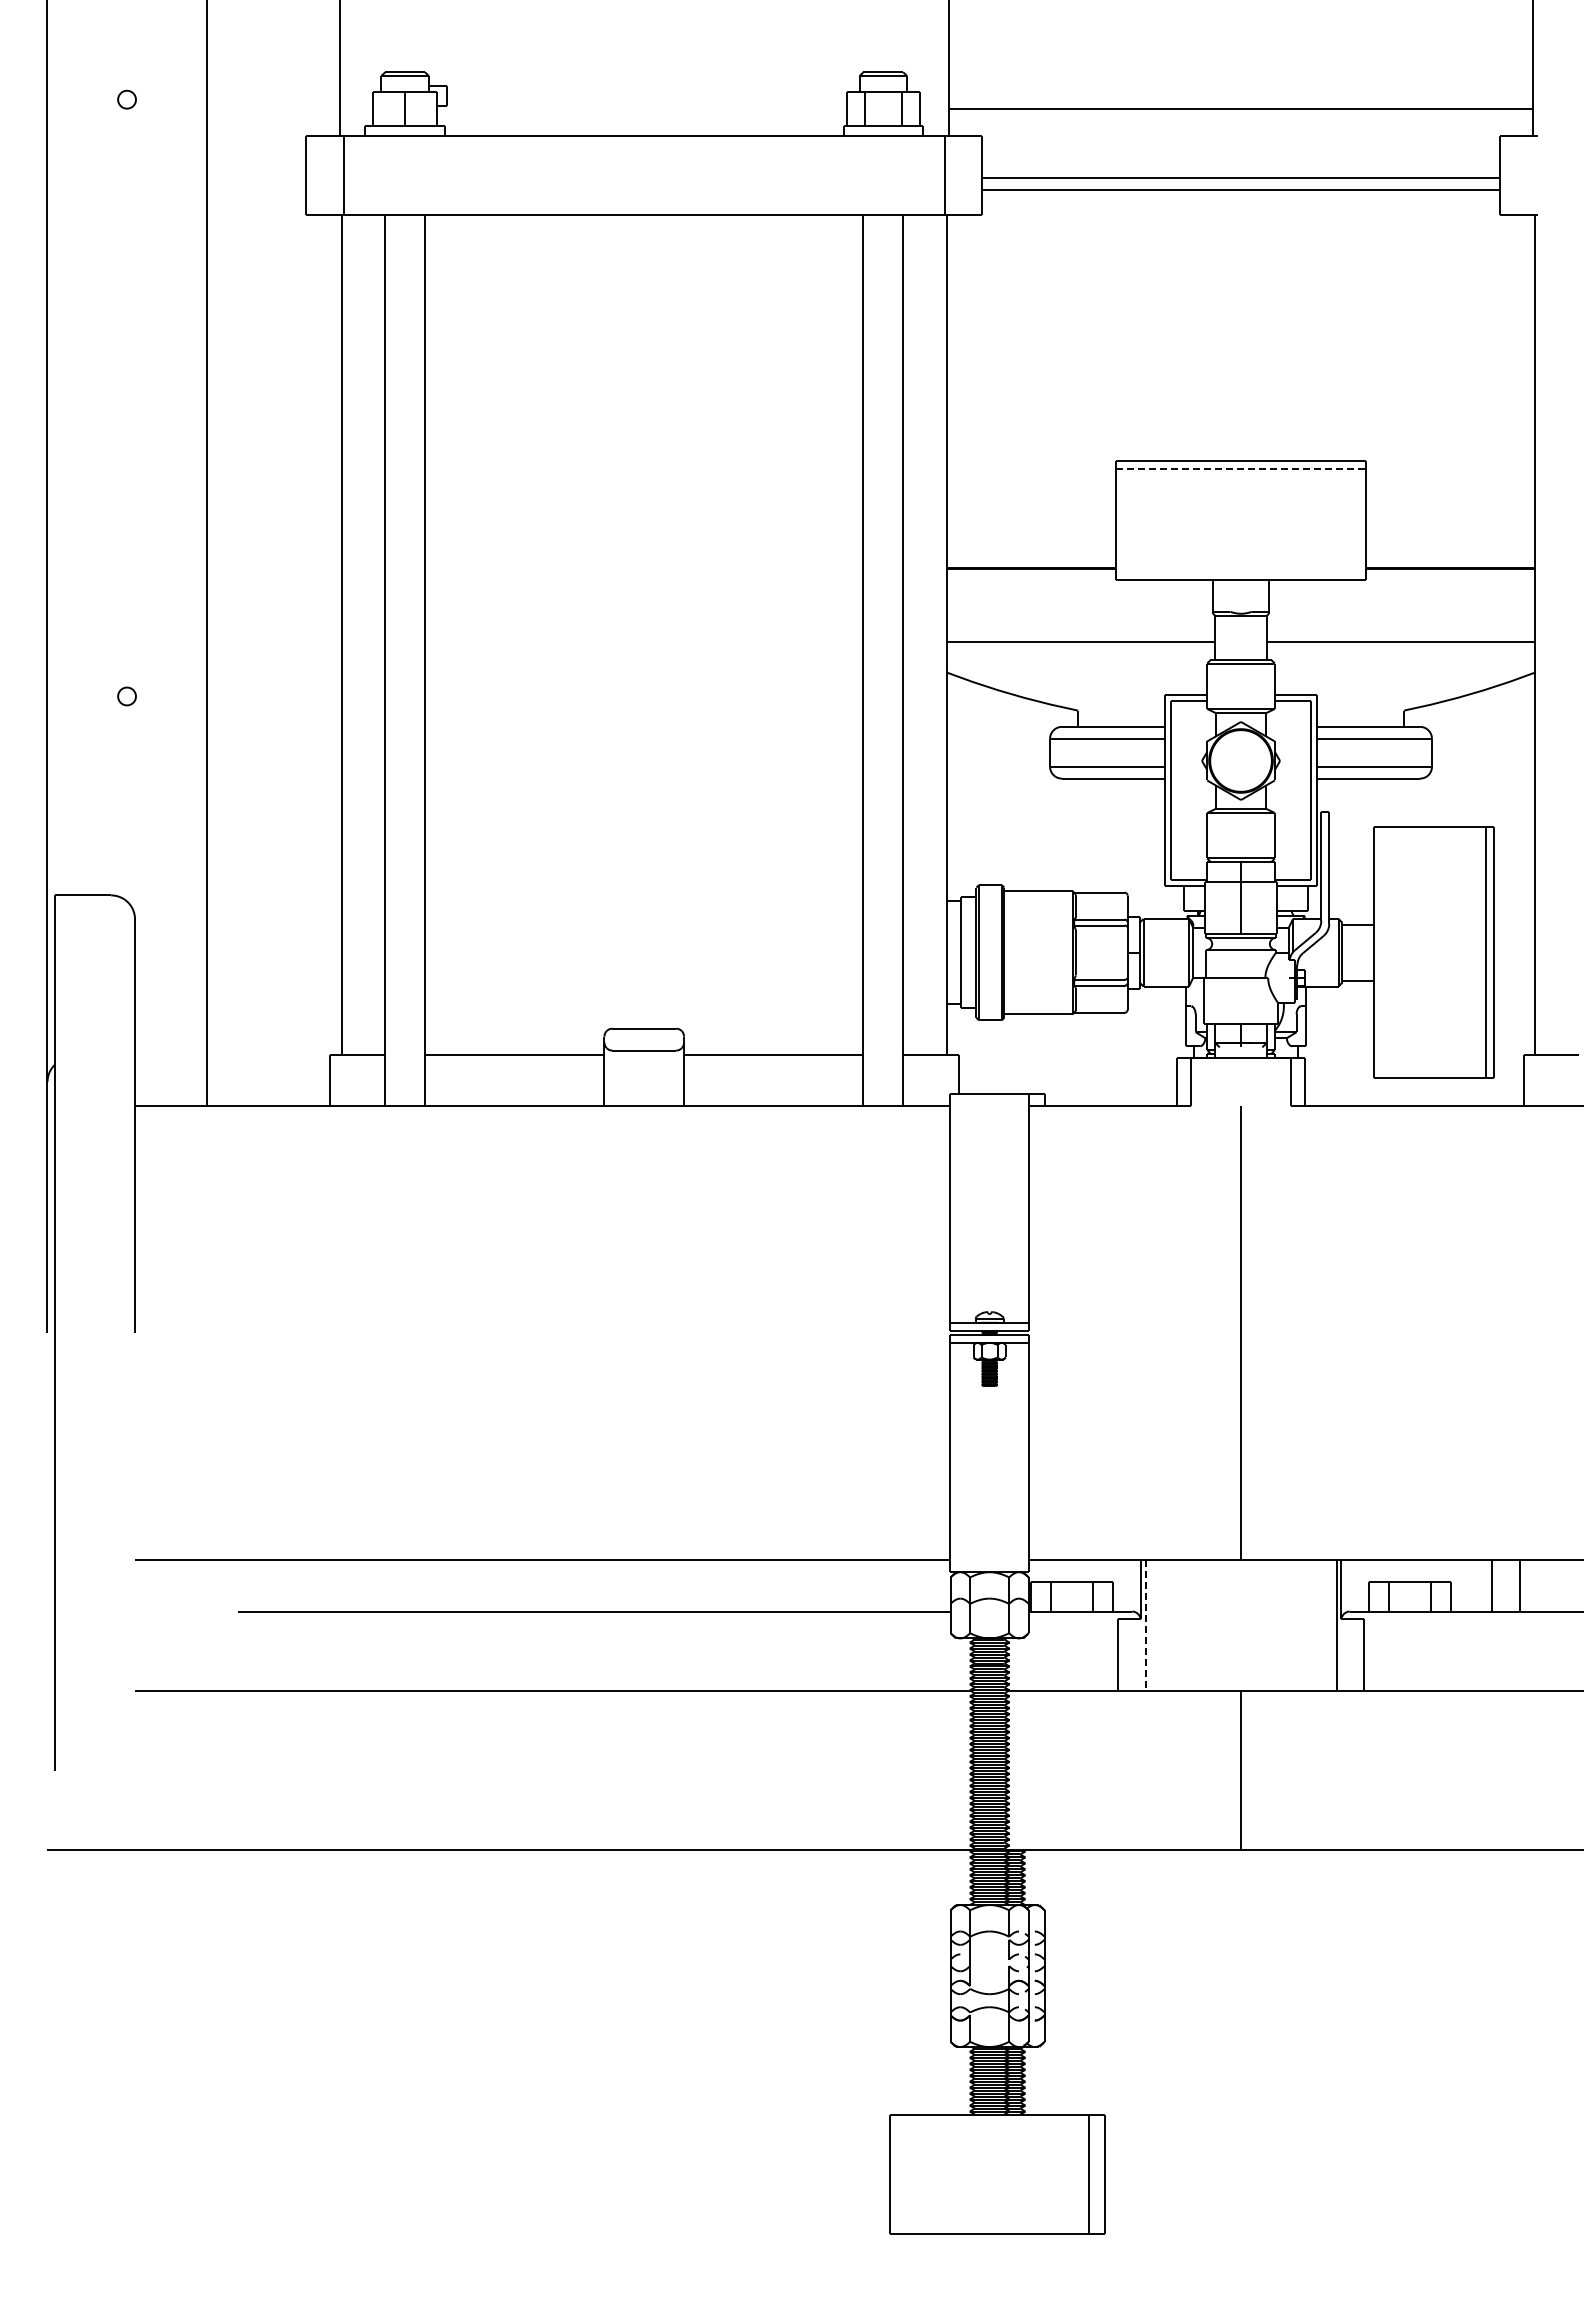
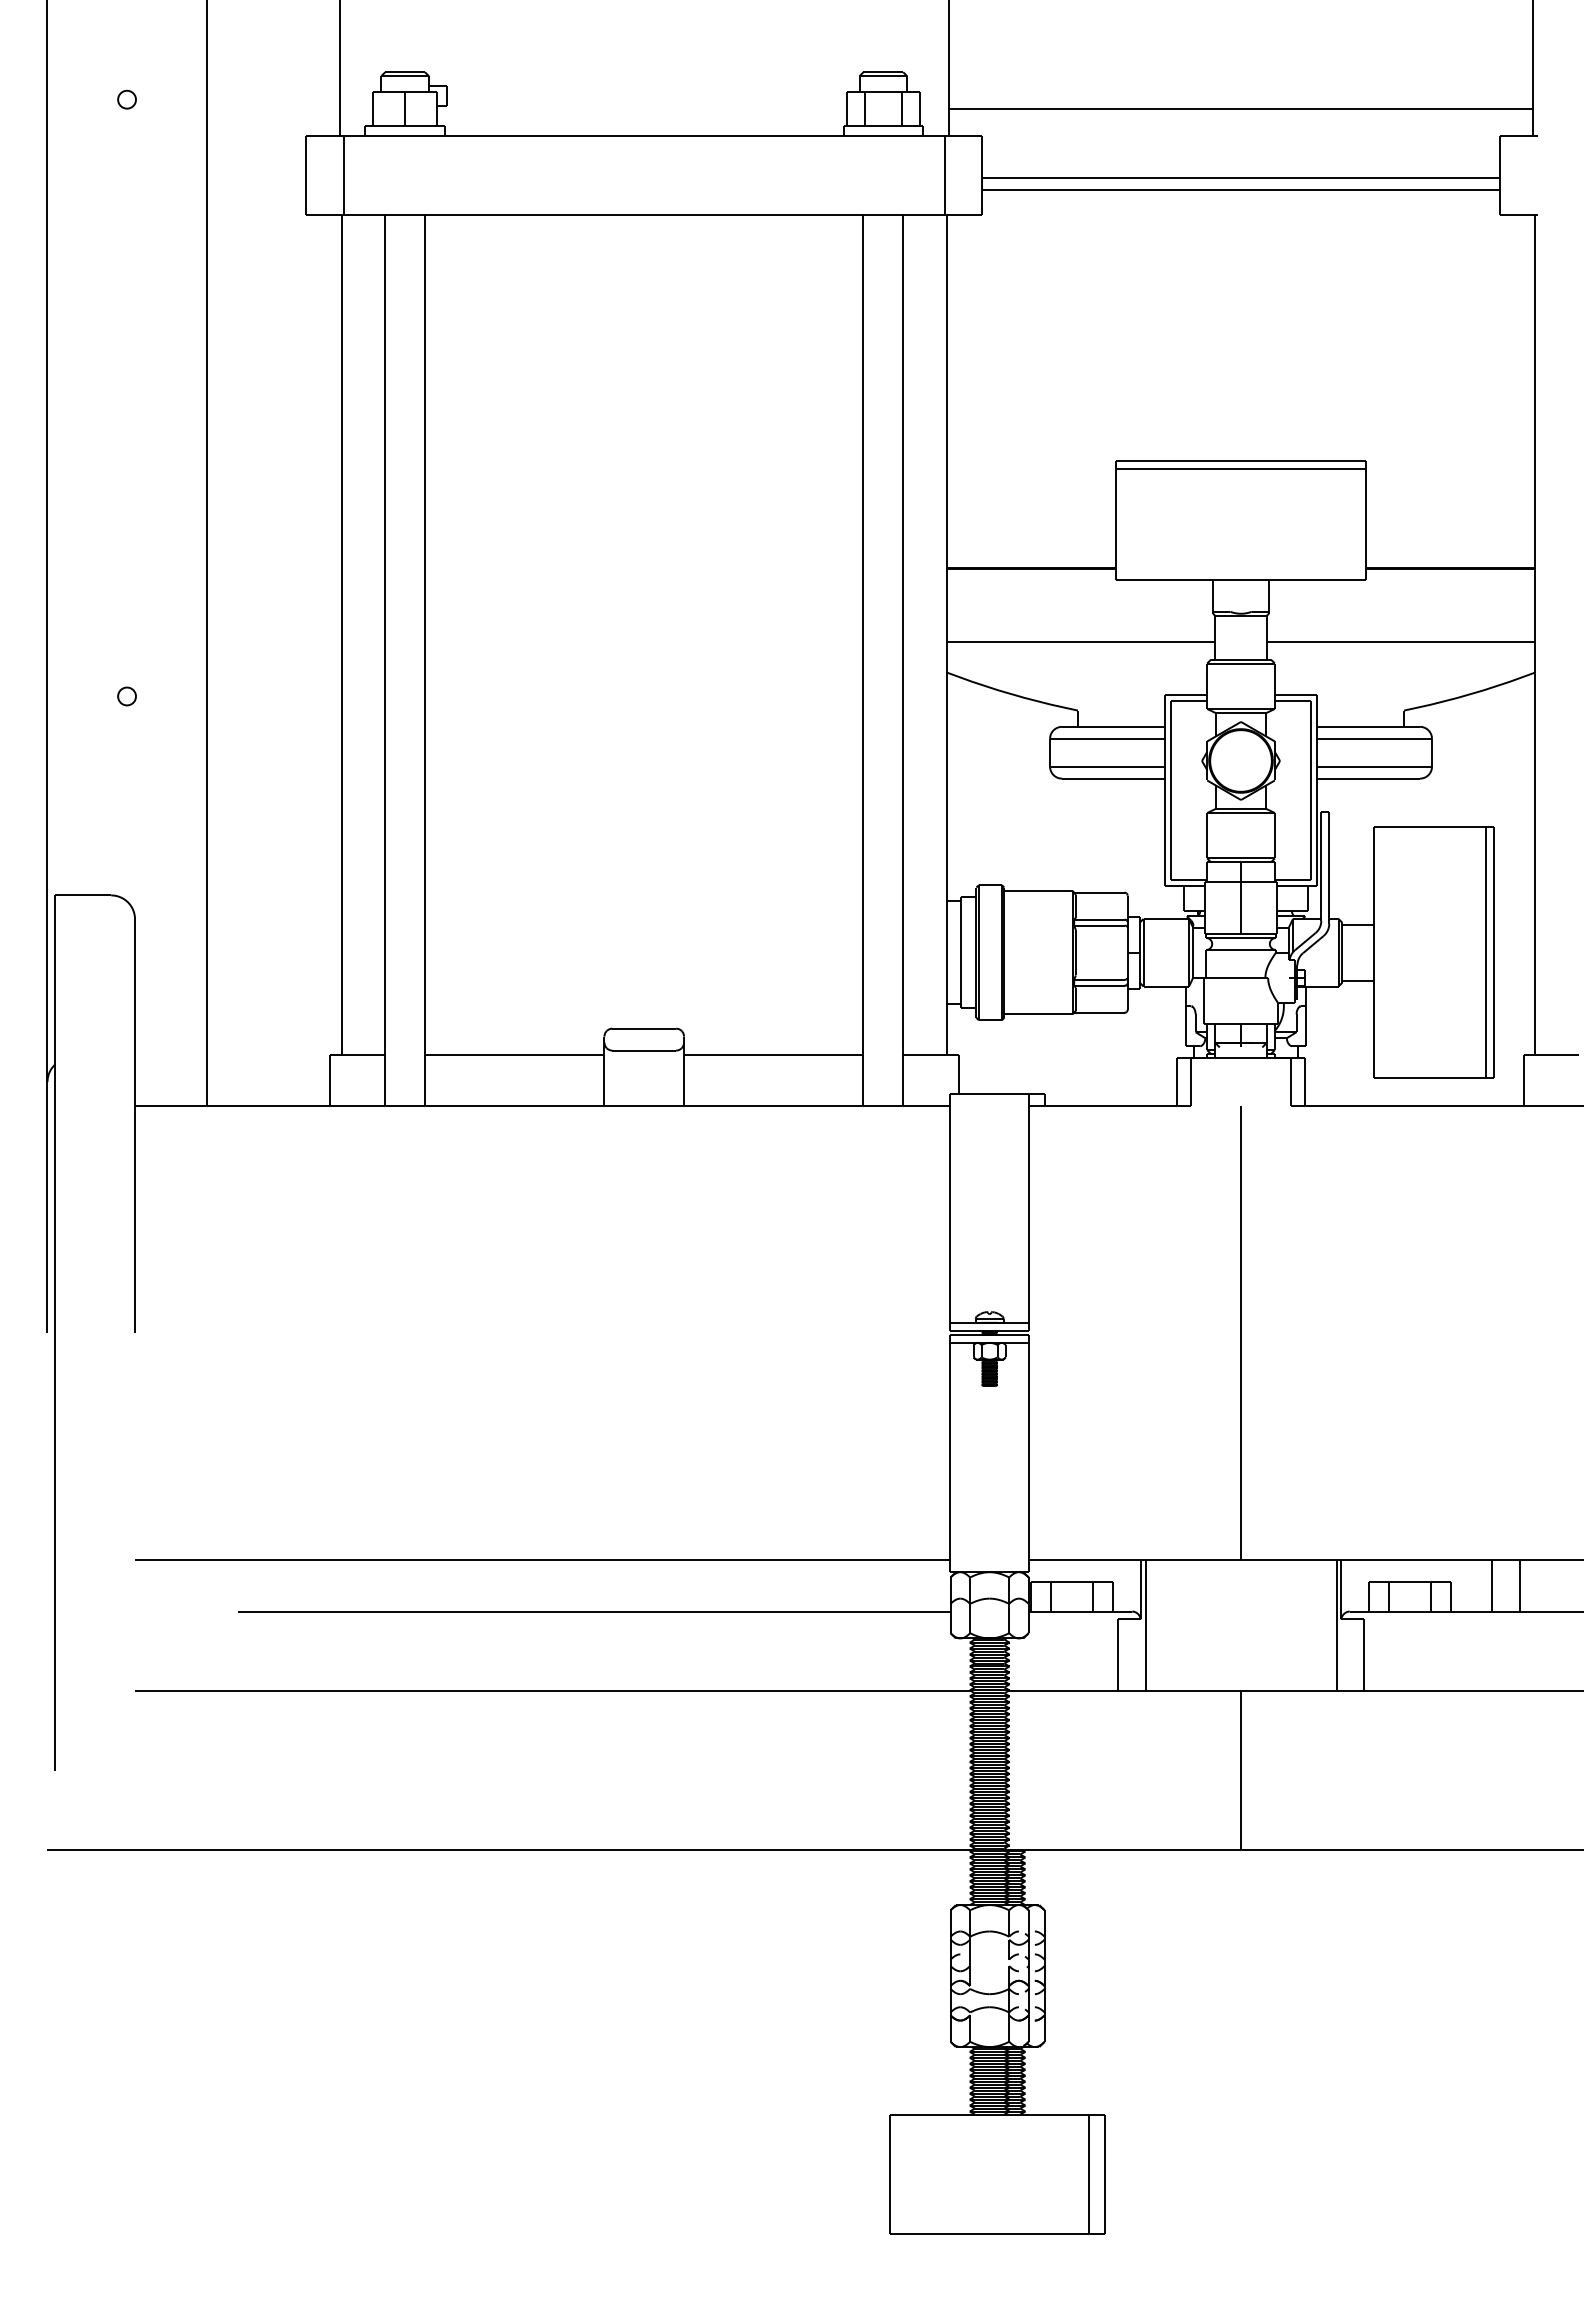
line: dashed -> solid (1241, 468)
line: dashed -> solid (1145, 1626)
